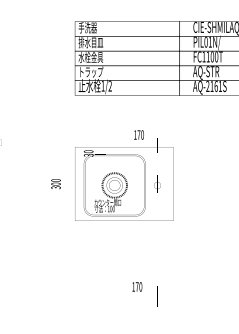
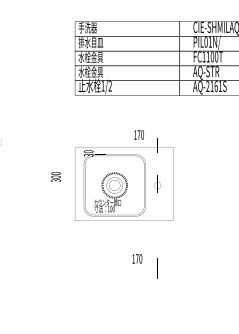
text: トラップ -> 水栓金具 (90, 71)
text position: (55, 184) -> (55, 177) (55, 177)
text position: (144, 294) -> (144, 266) (144, 266)
